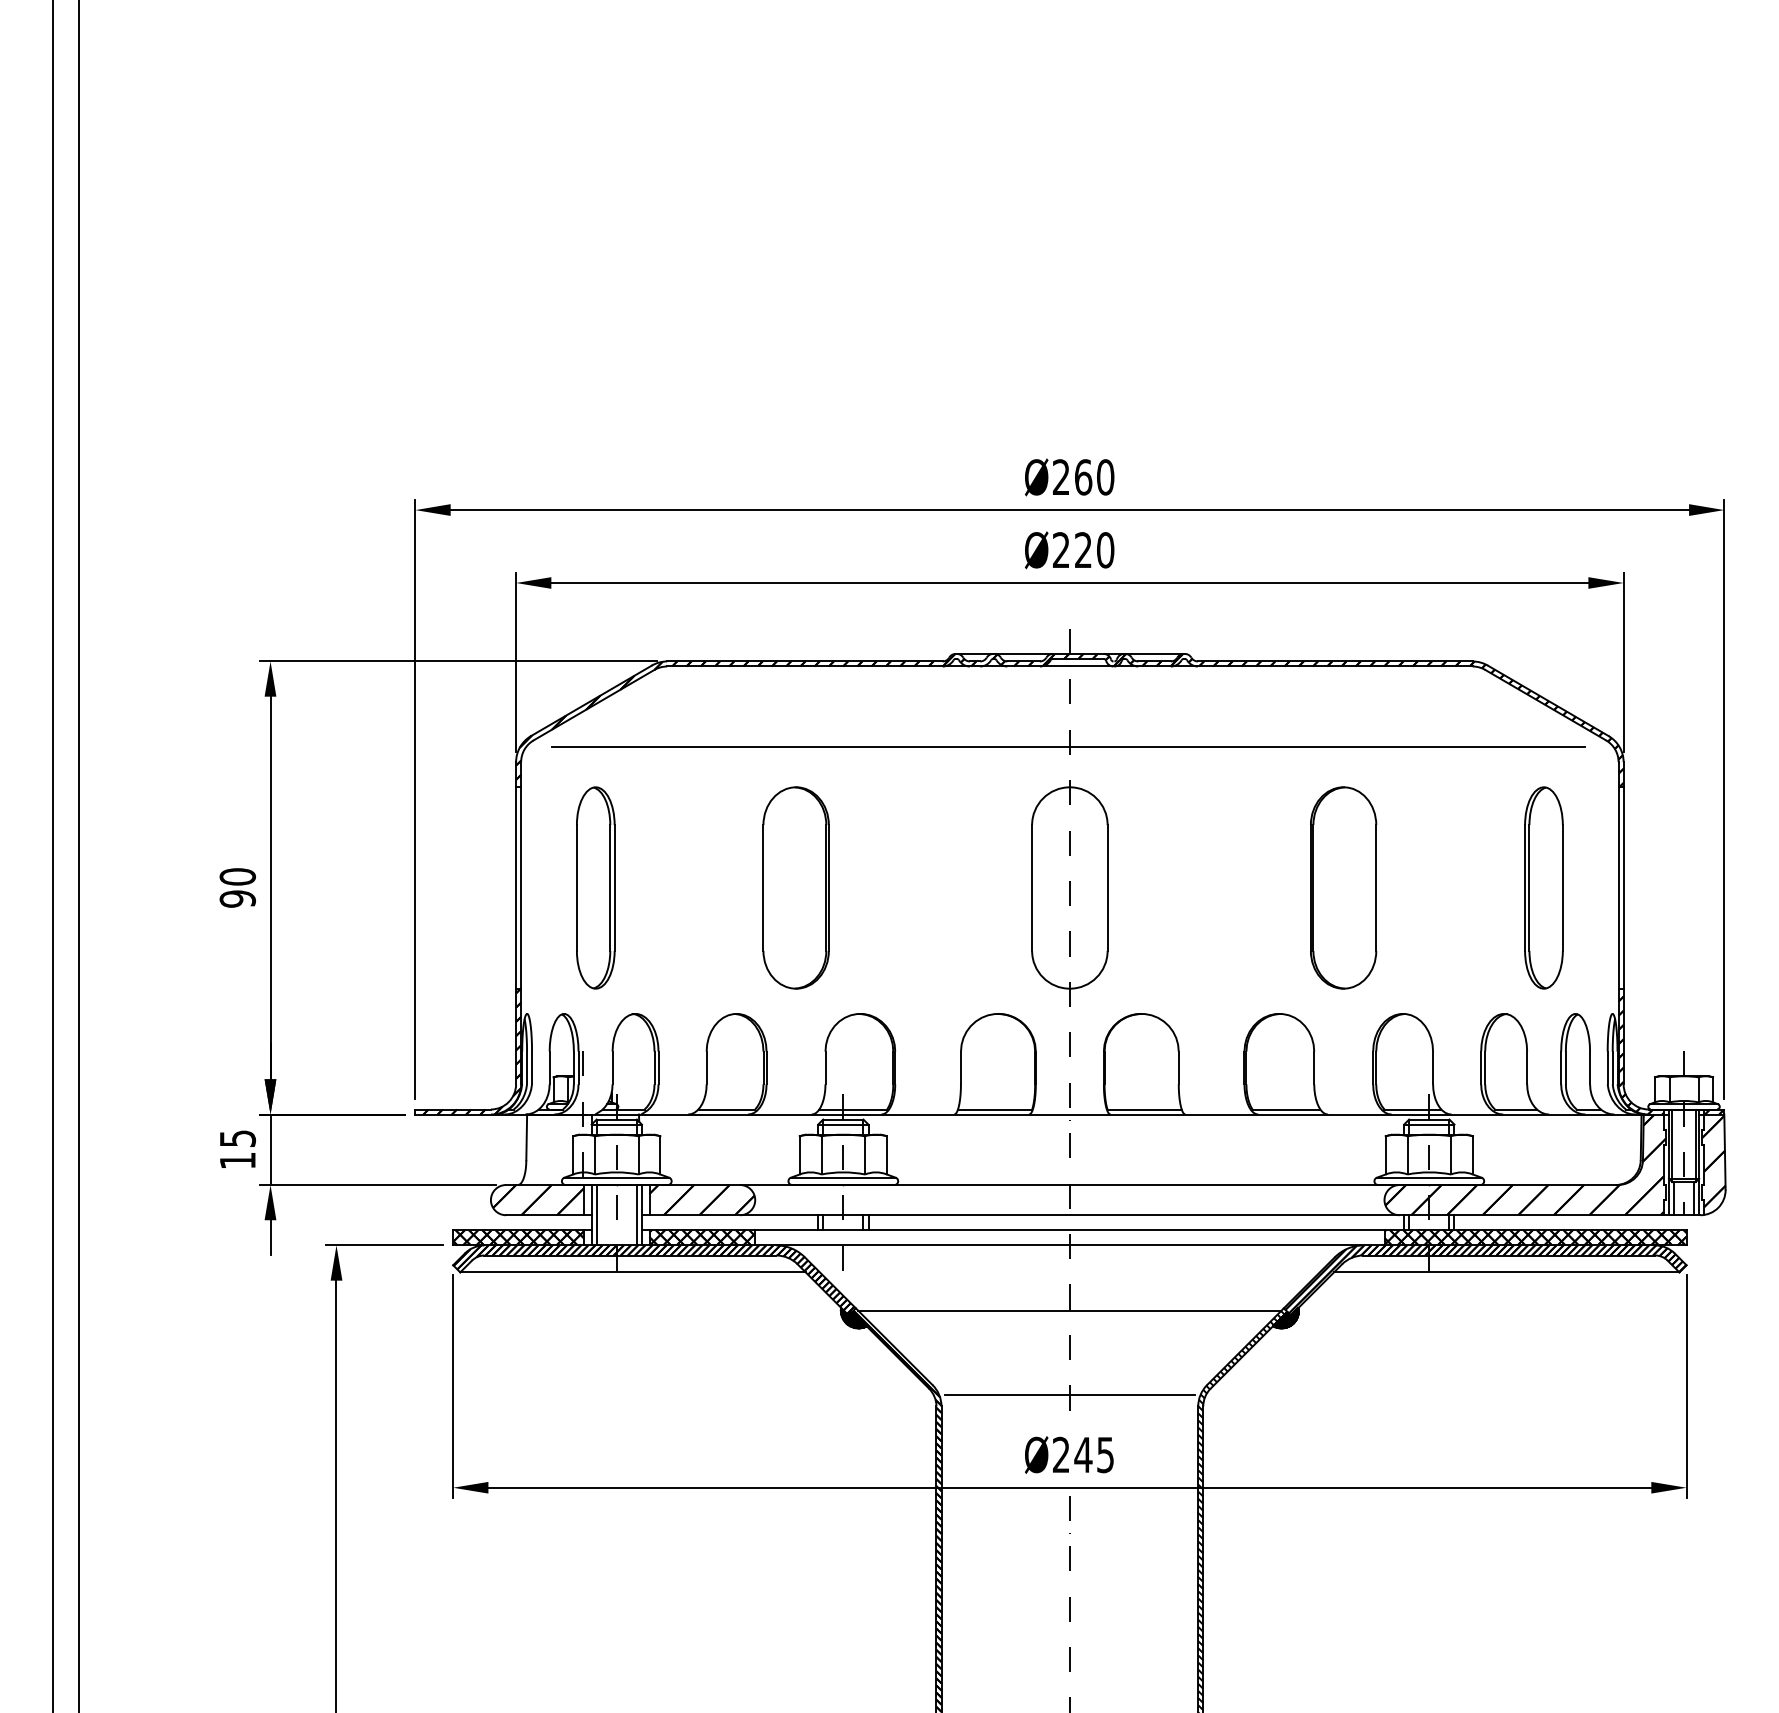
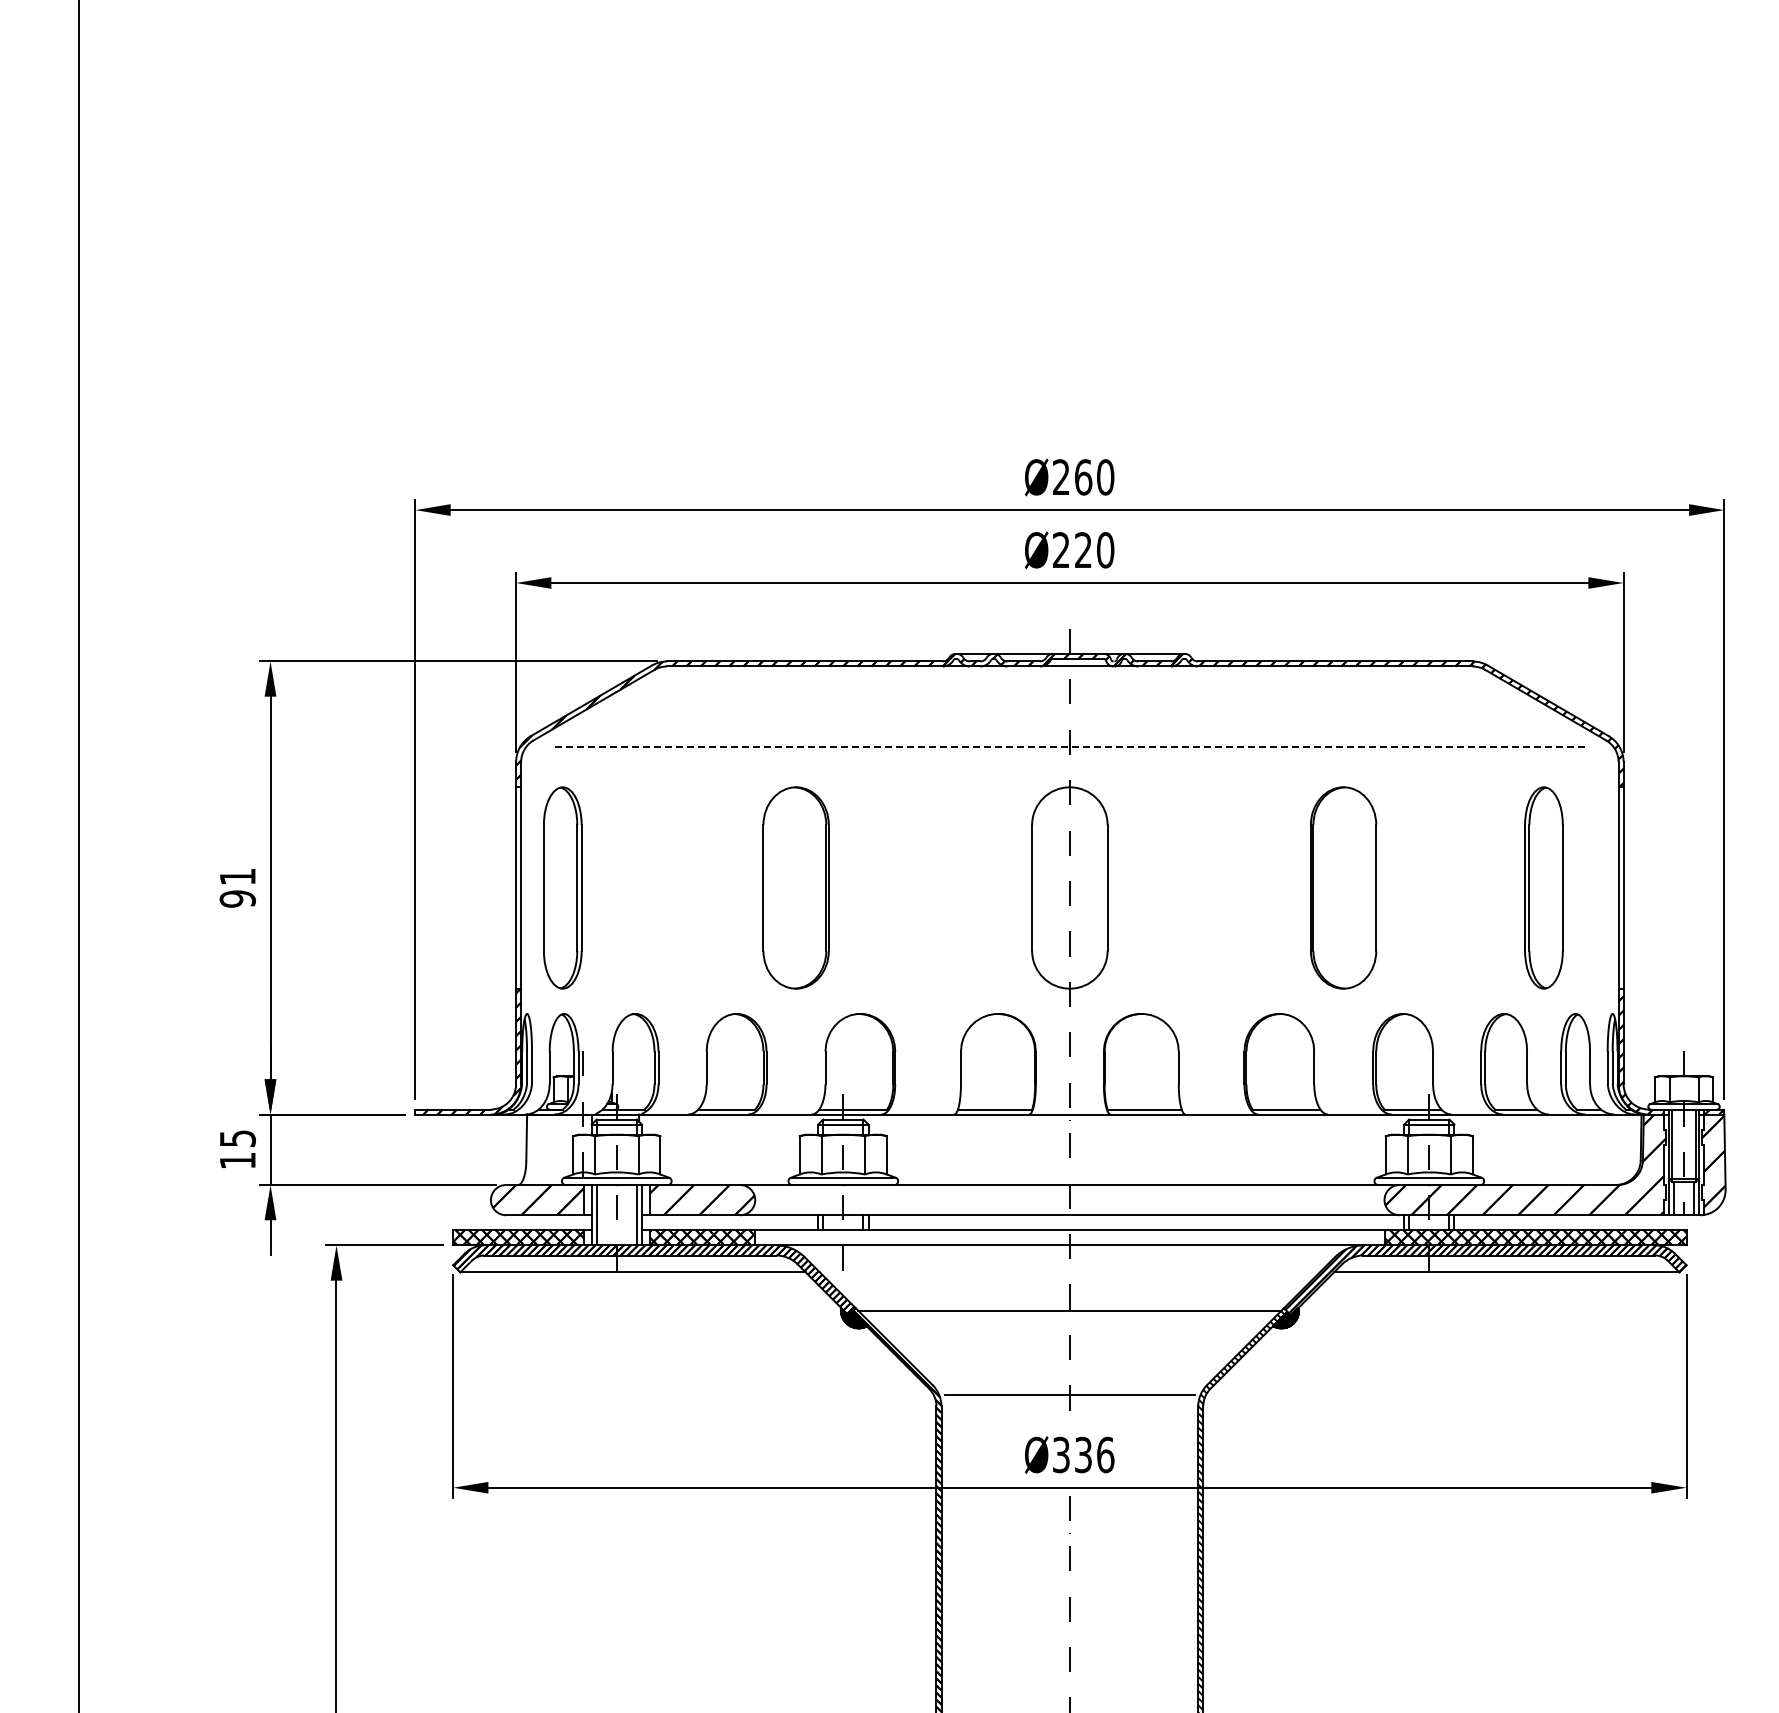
line: solid -> dashed (1068, 747)
line: present -> none (53, 855)
text: 90 -> 91 (237, 876)
part position: (595, 887) -> (562, 887) (562, 887)
text: Ø245 -> Ø336 (1083, 1454)
